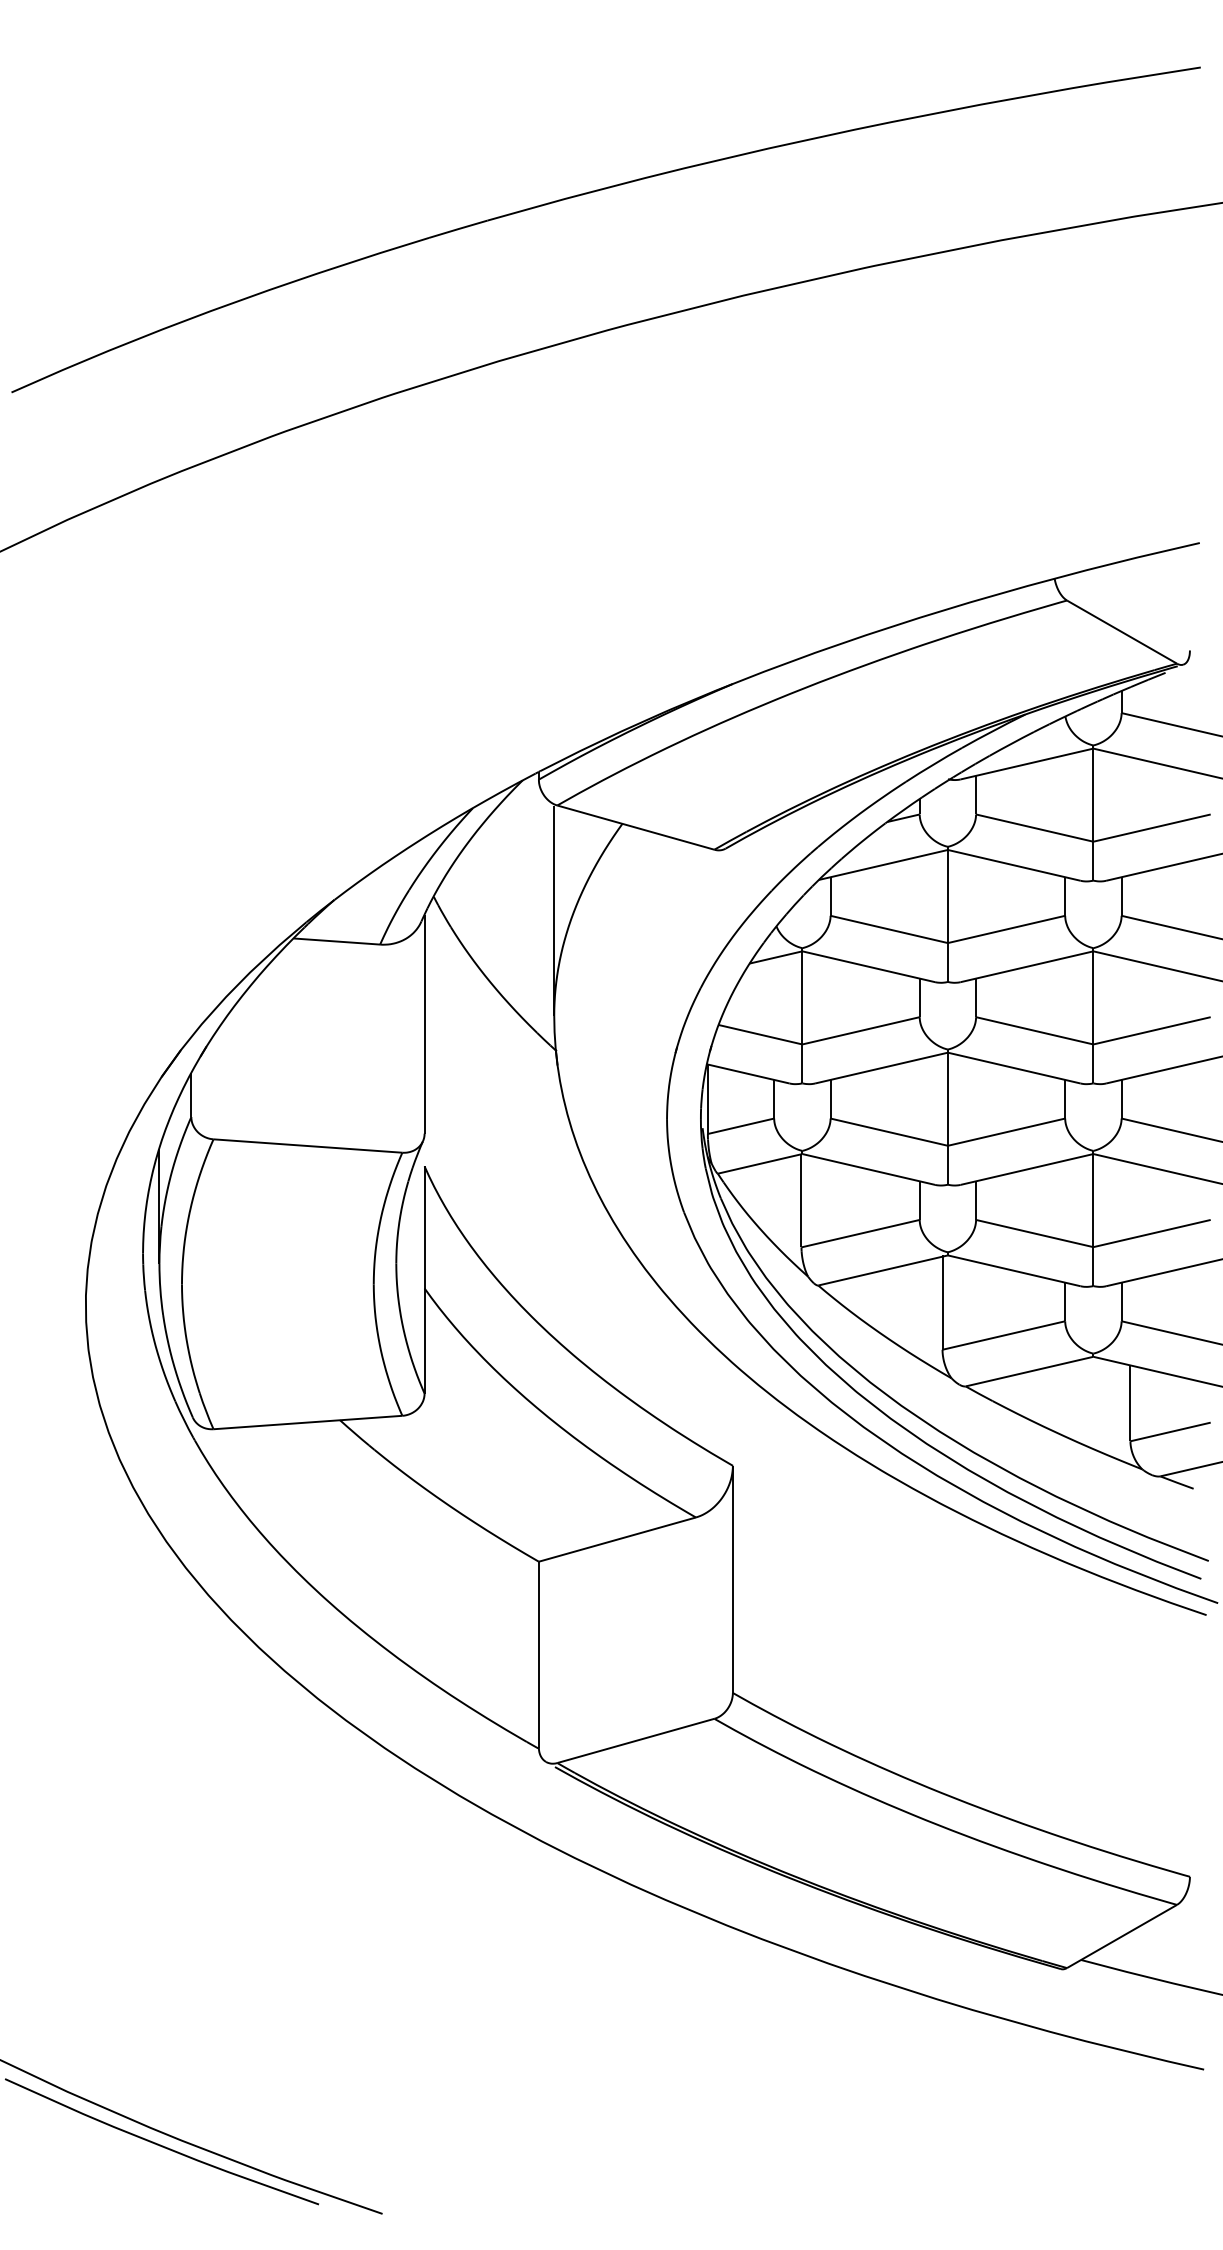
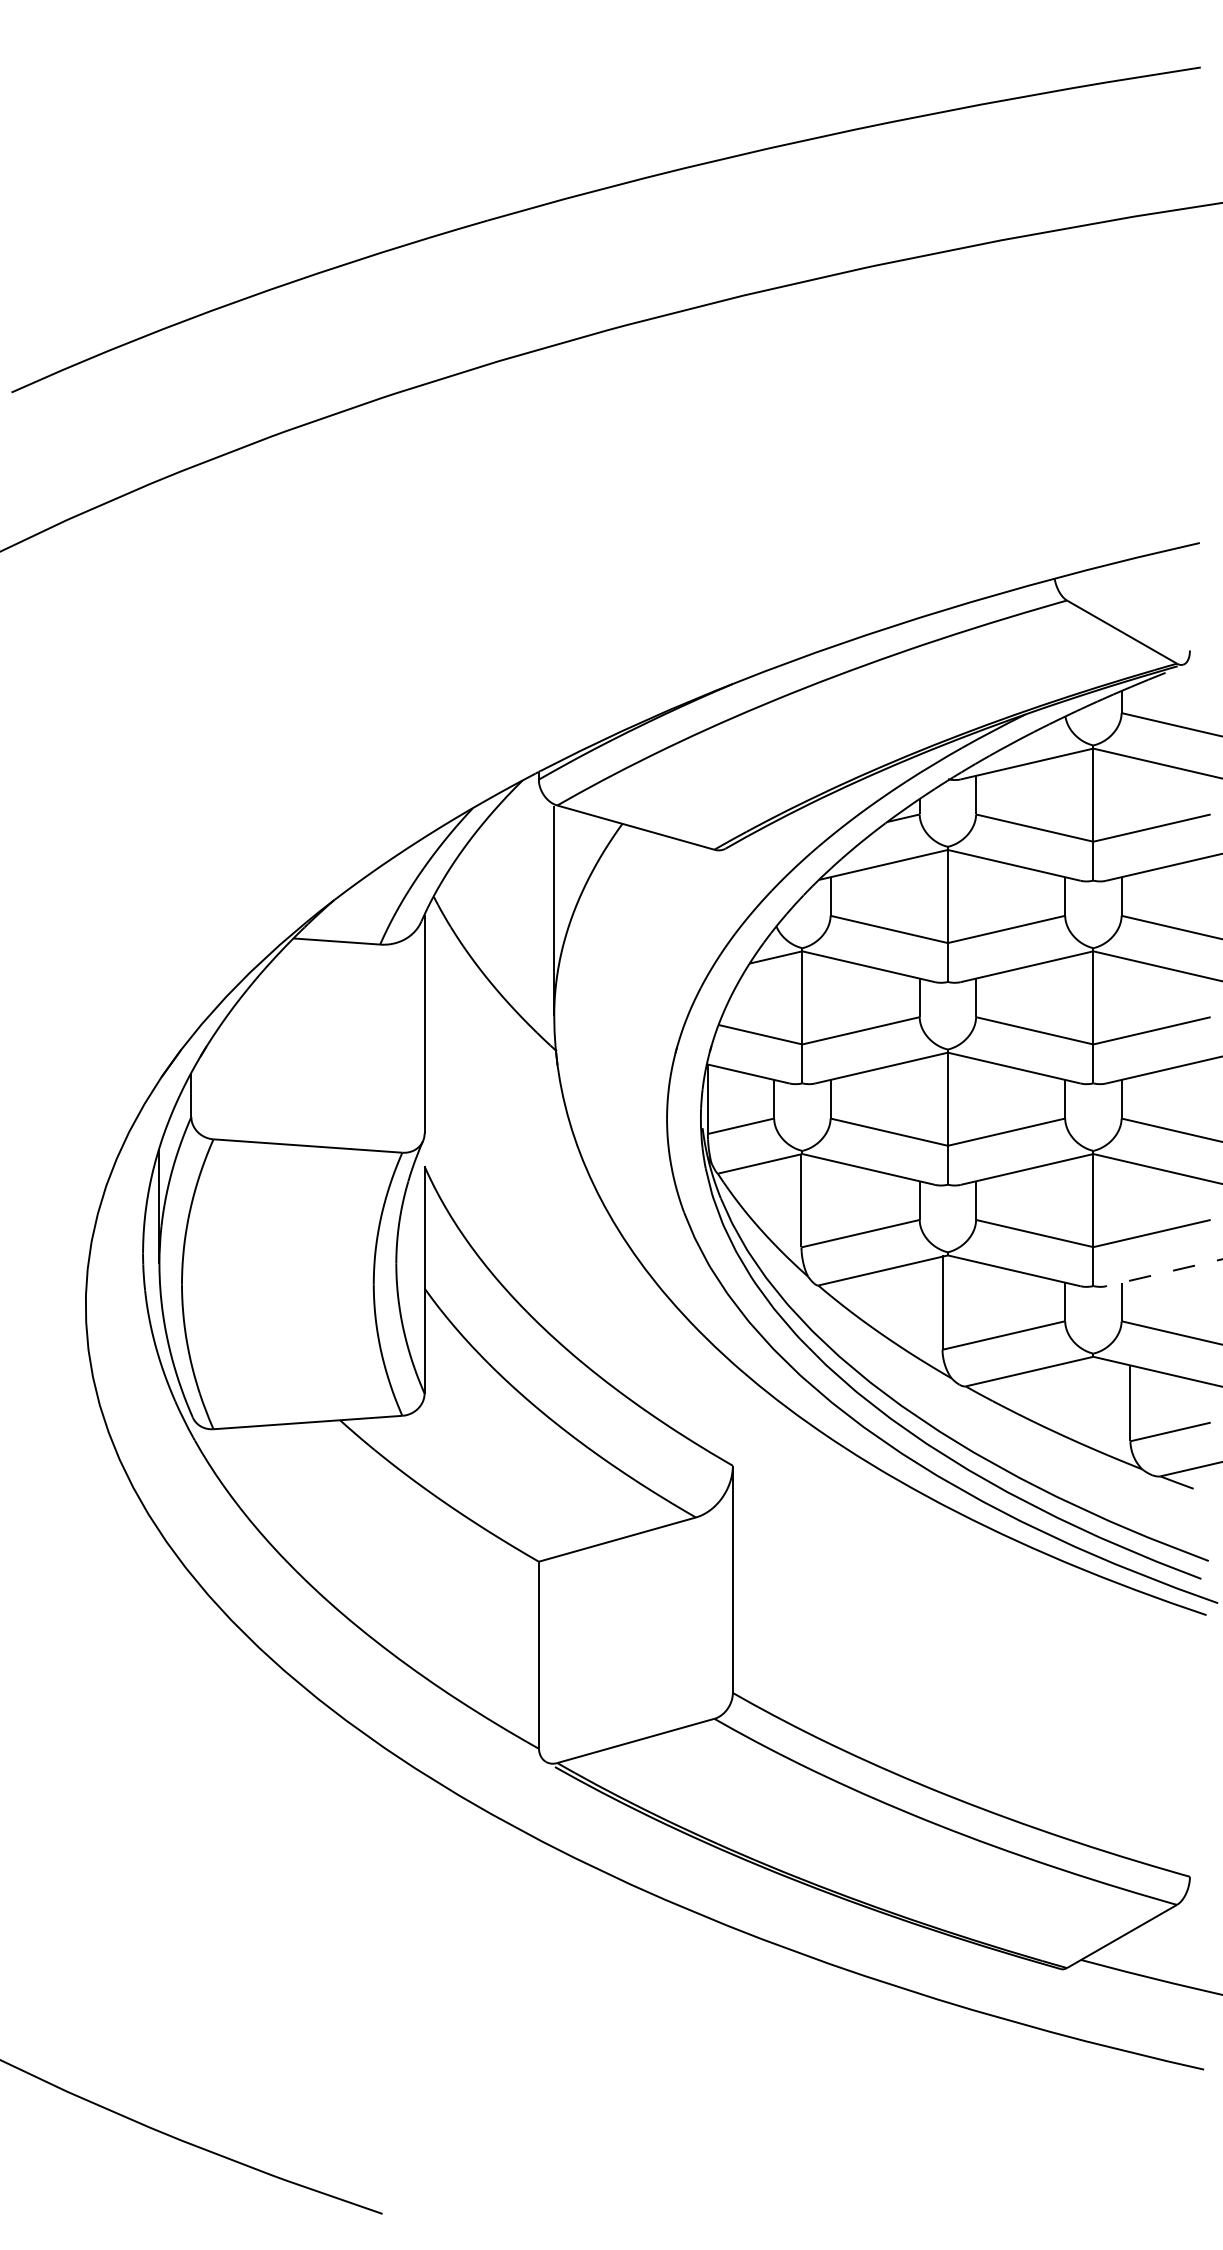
line: solid -> dashed (1164, 1272)
curve: present -> none (160, 2144)
